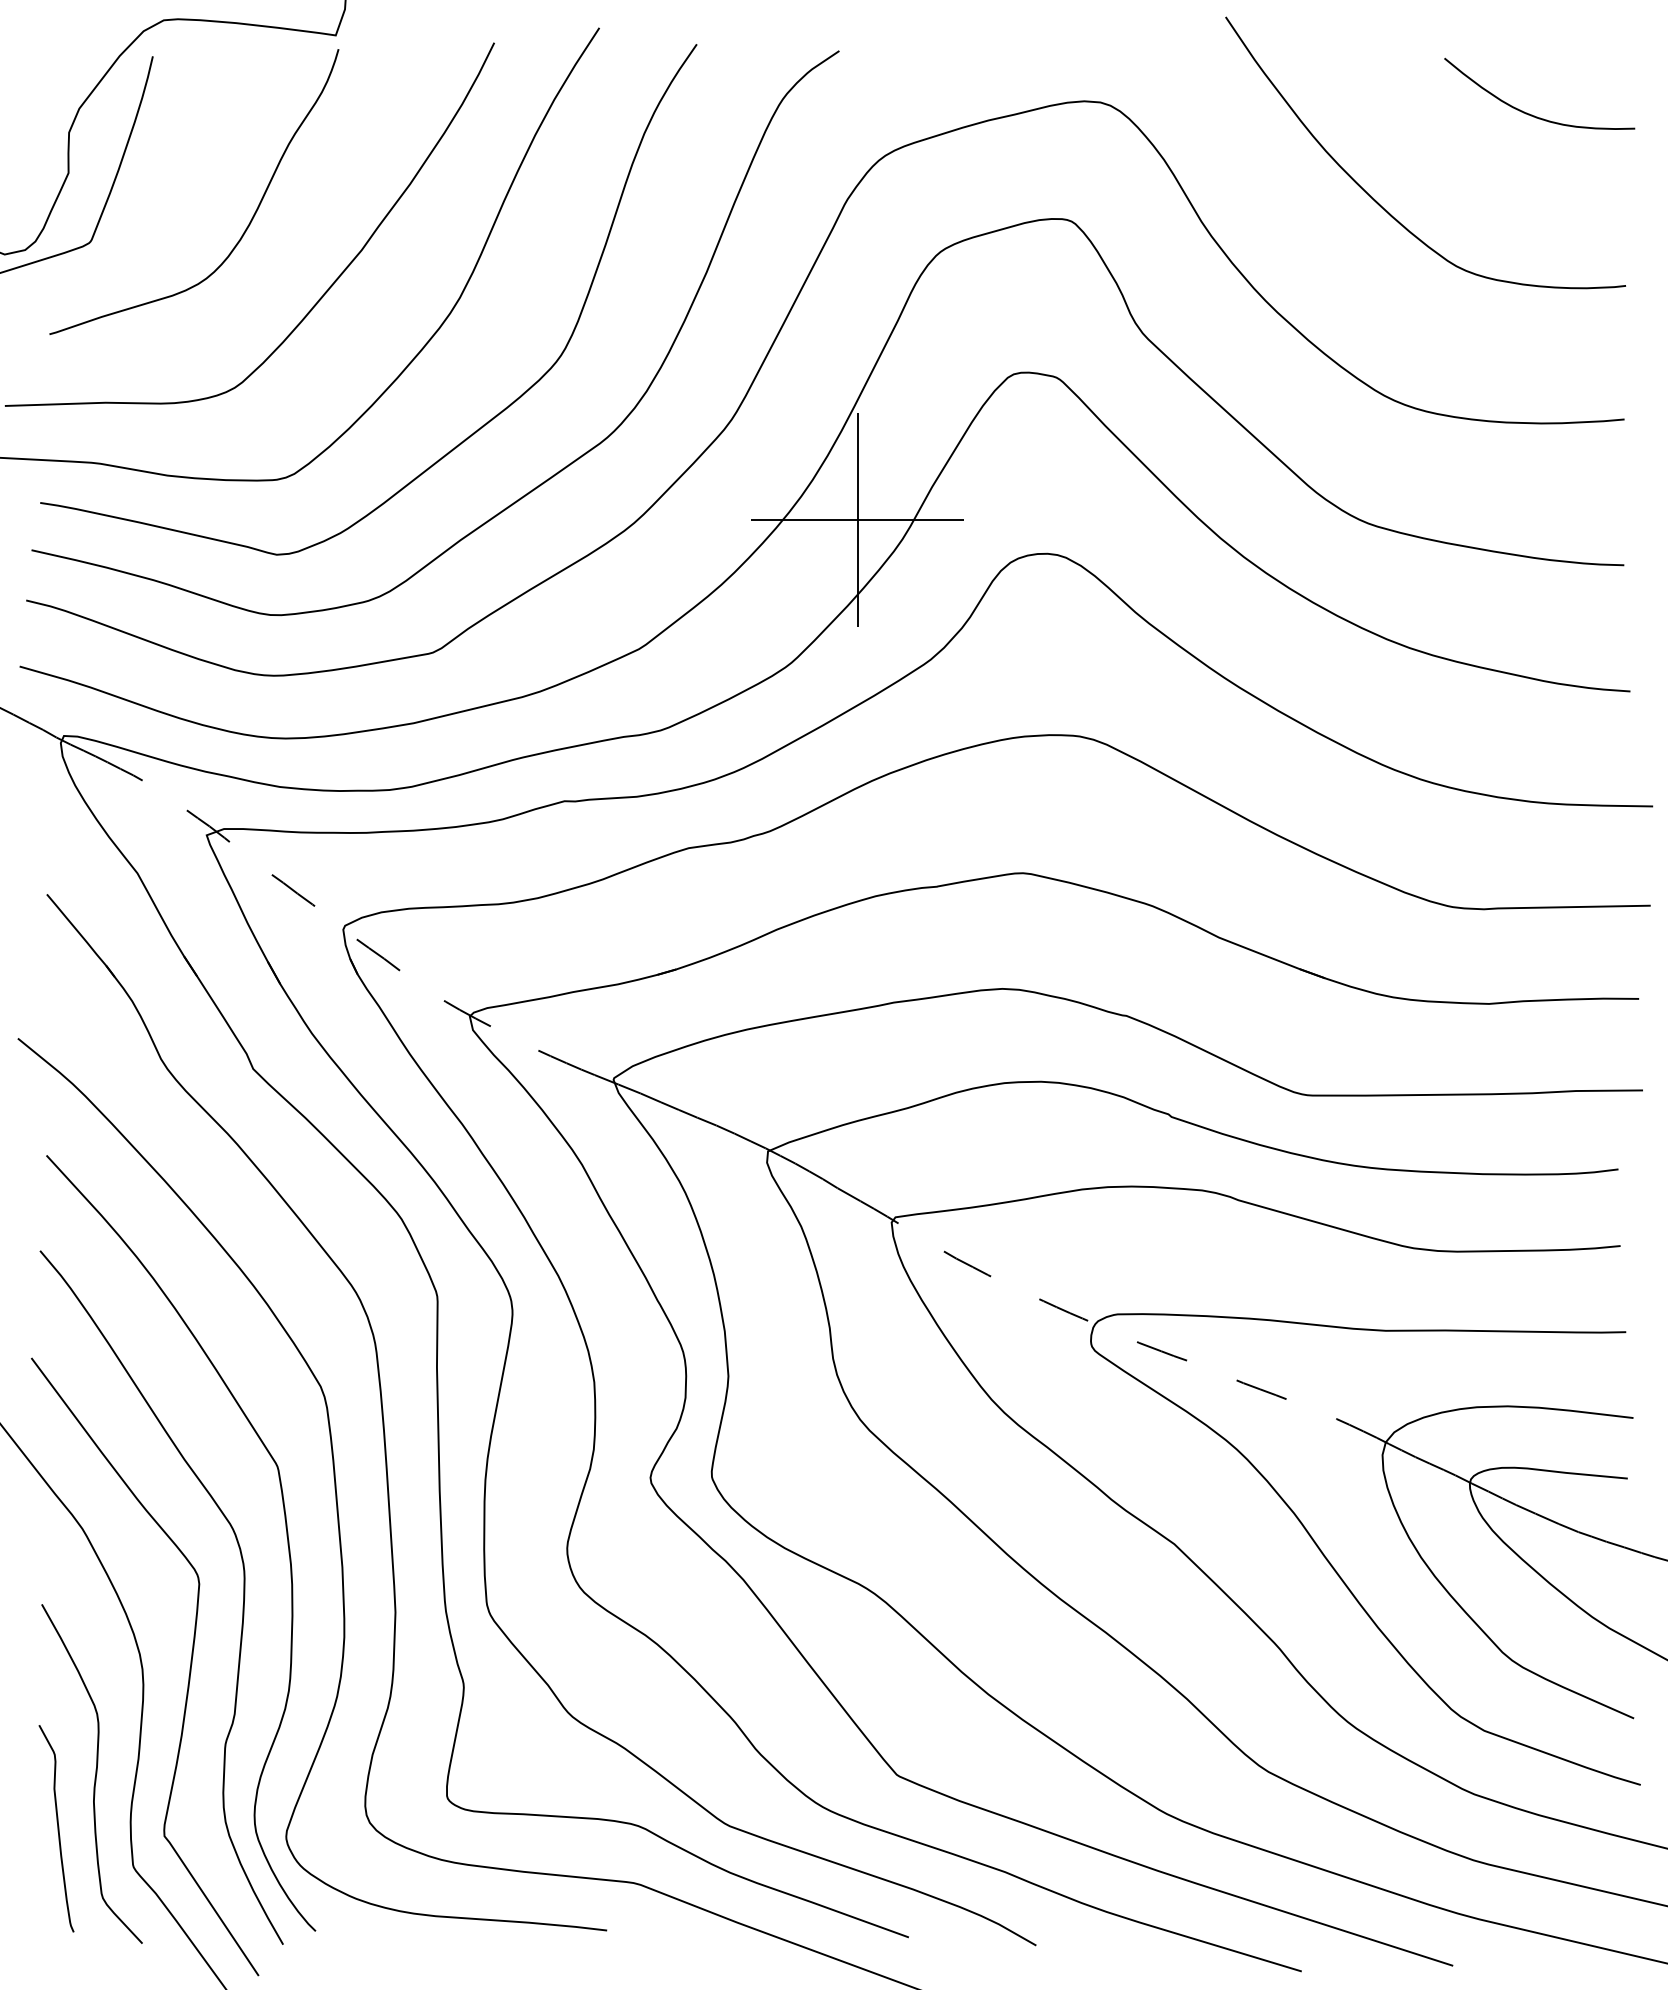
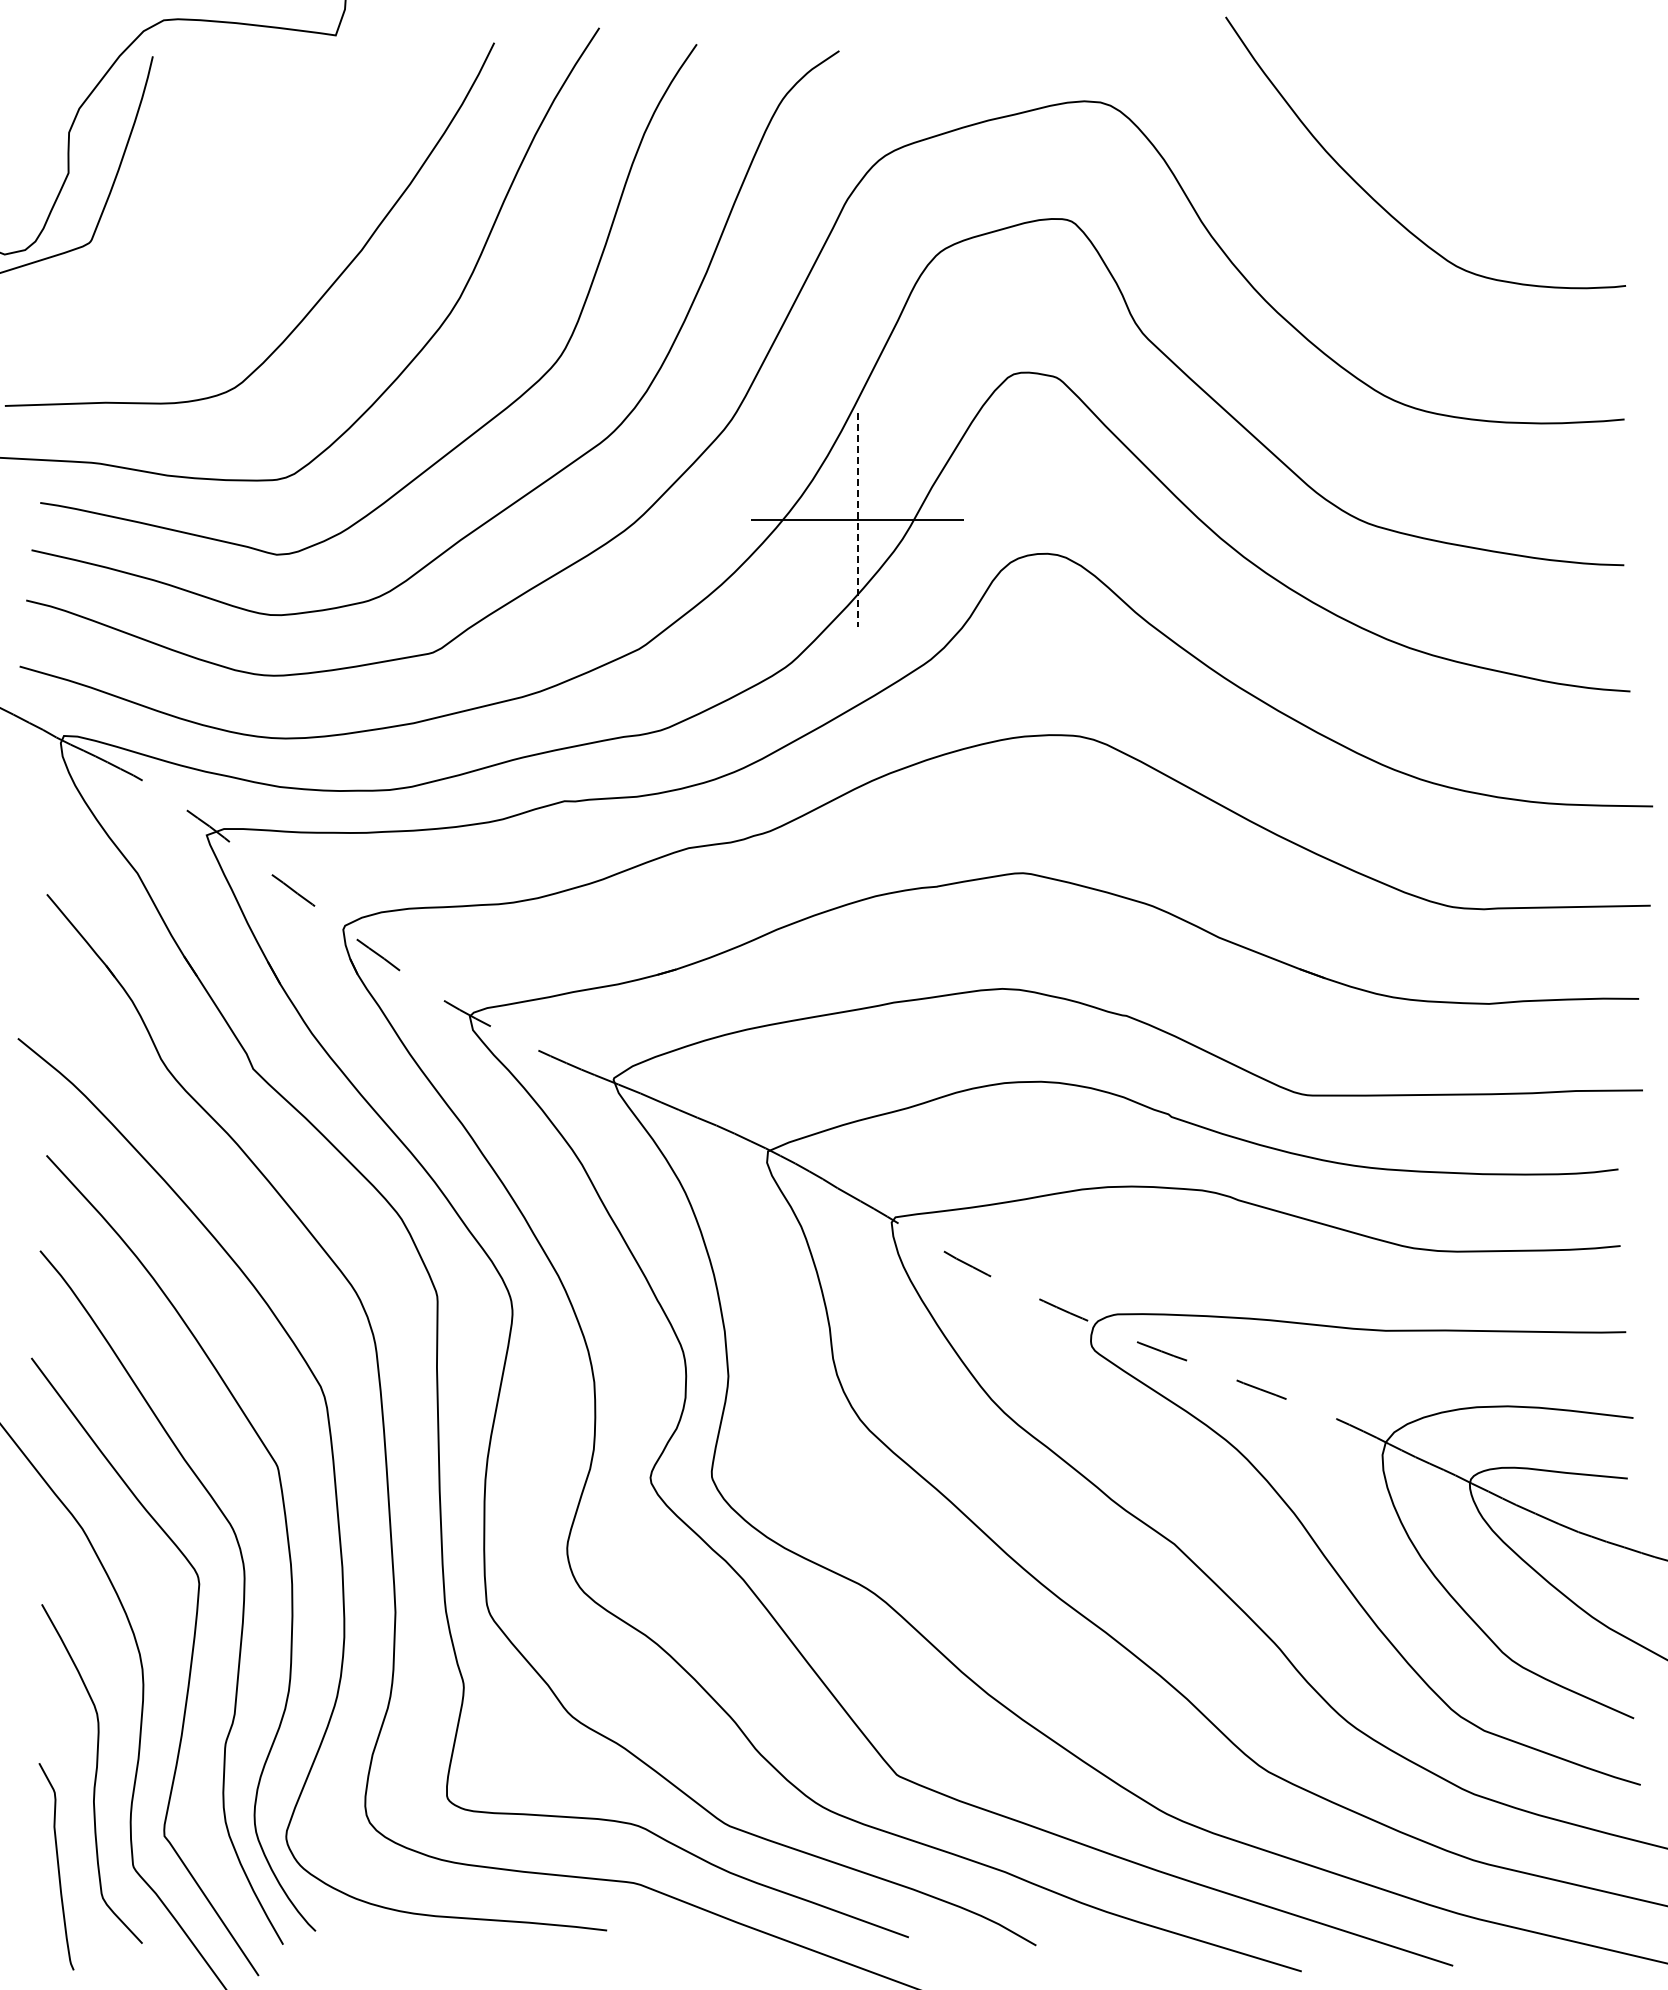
curve: present -> none (1532, 114)
curve: present -> none (247, 225)
line: solid -> dashed (857, 520)
curve position: (57, 1828) -> (57, 1866) (57, 1866)
